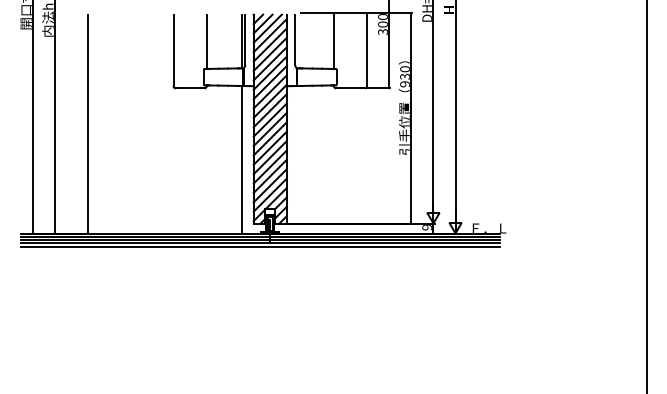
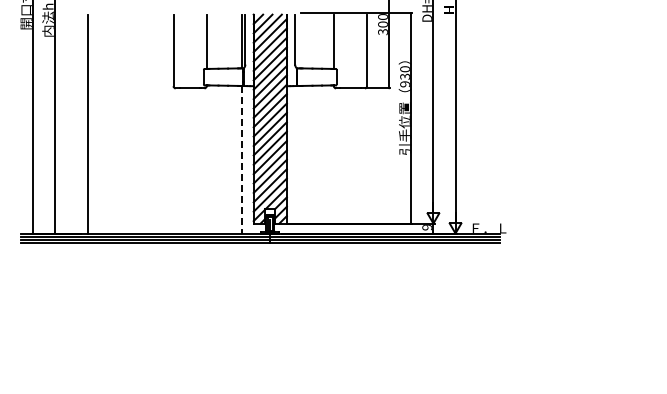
line: solid -> dashed (241, 159)
line: present -> none (646, 196)
line: present -> none (260, 246)
